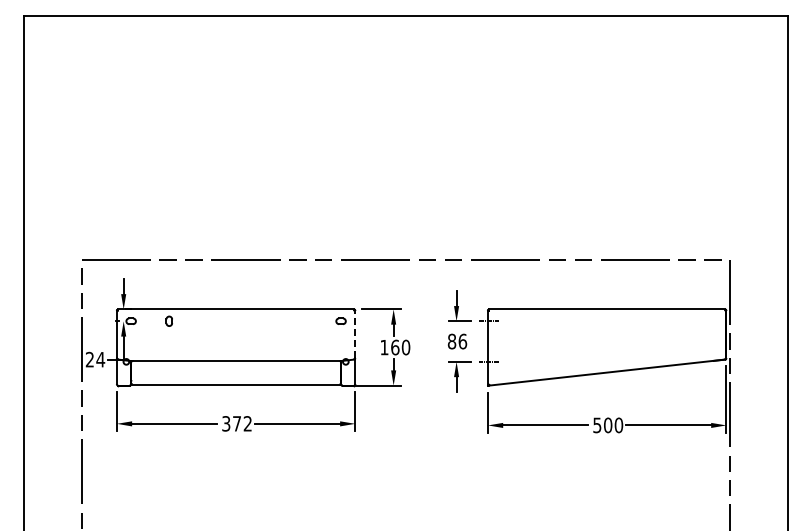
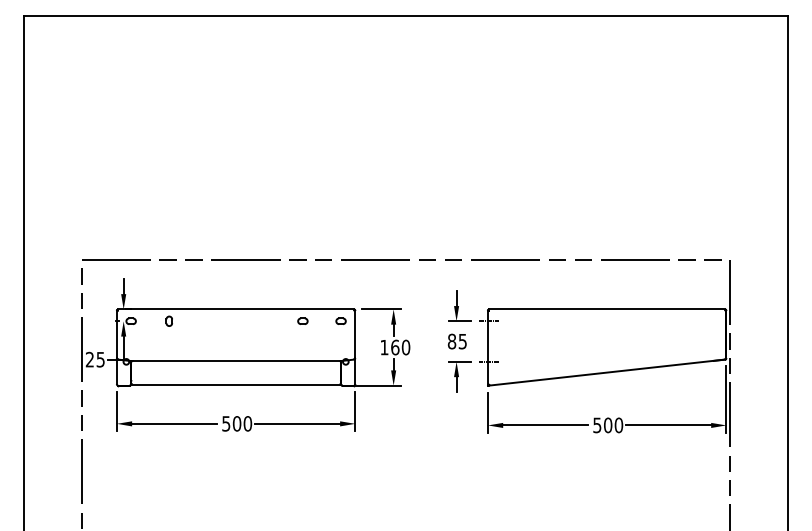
part: none -> present (302, 320)
line: dashed -> solid (355, 334)
text: 86 -> 85 (462, 341)
text: 24 -> 25 (100, 359)
text: 372 -> 500 (237, 423)
